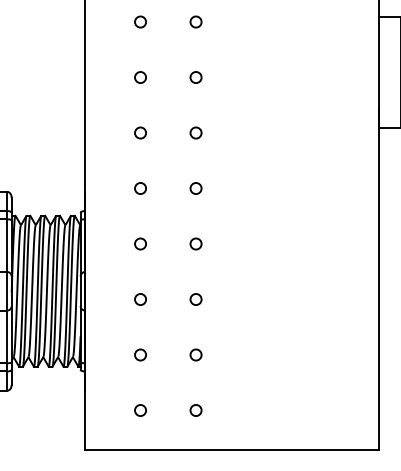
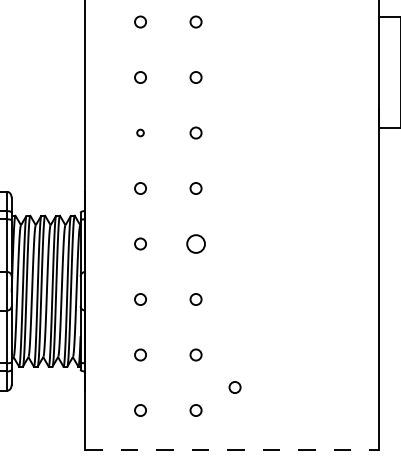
circle size: 13x14 px -> 9x10 px (140, 132)
circle size: 14x14 px -> 20x20 px (195, 243)
circle: none -> present (234, 387)
line: solid -> dashed (232, 449)
